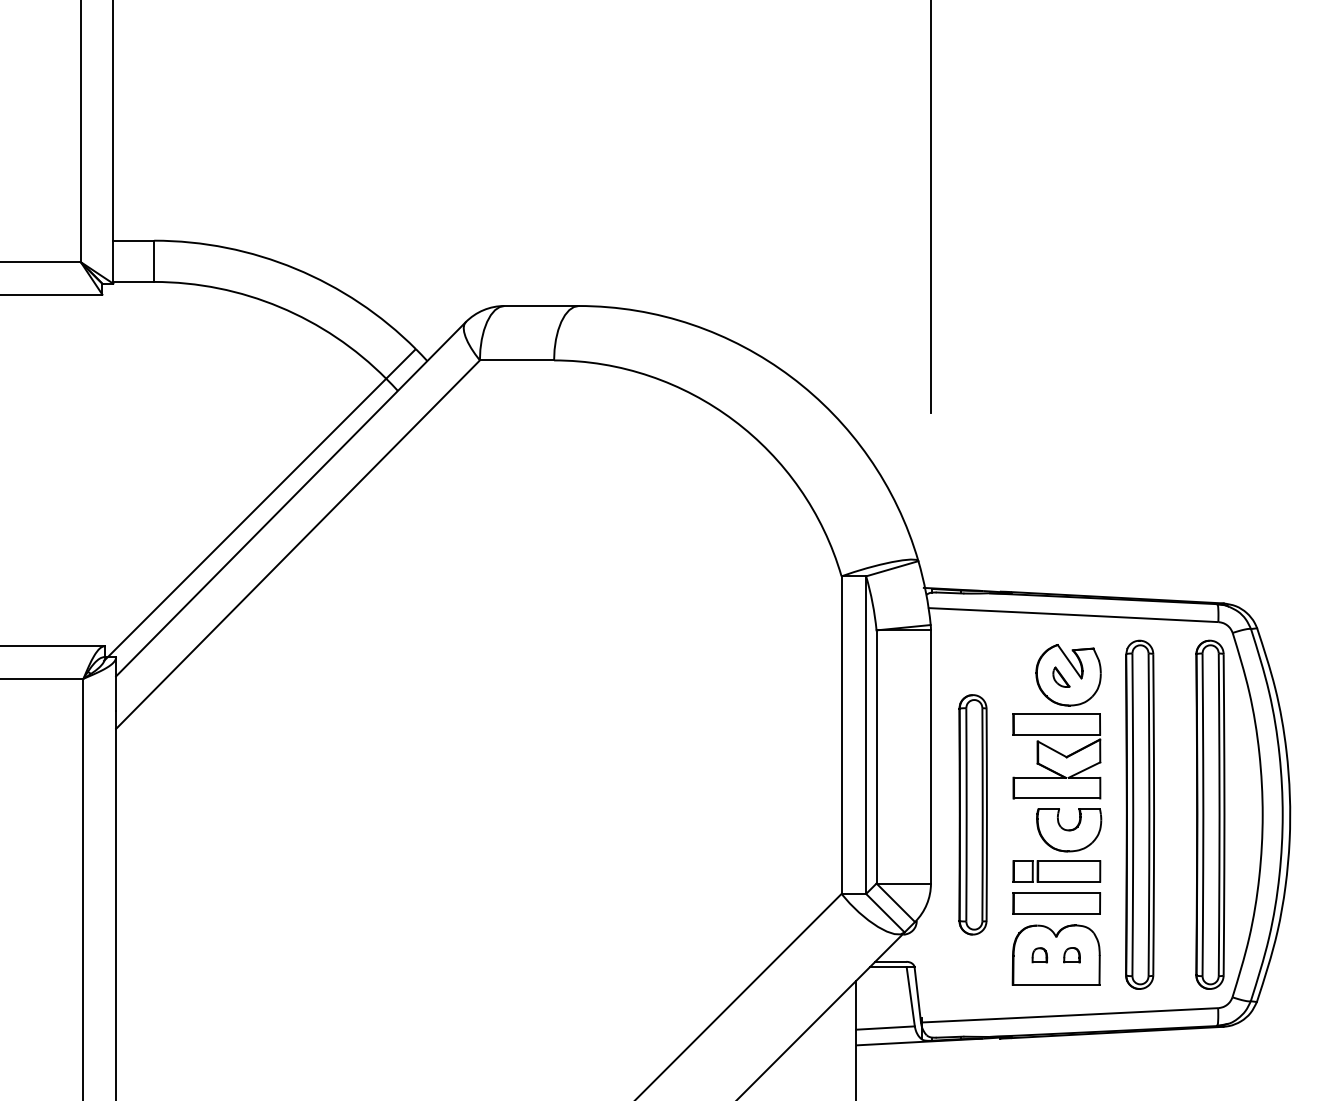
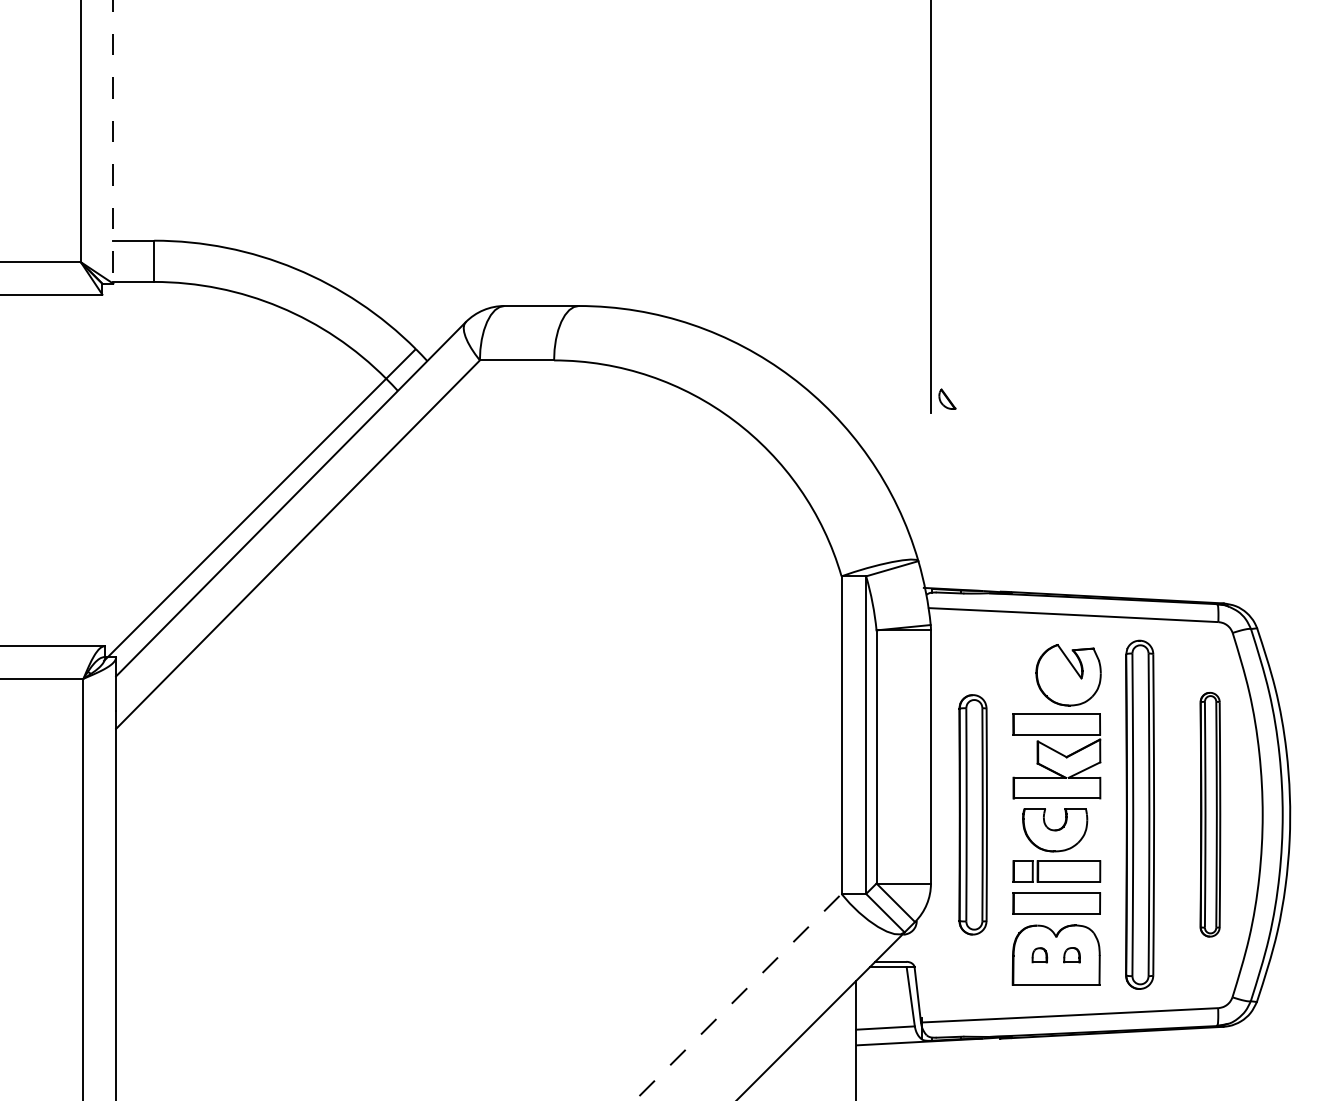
line: solid -> dashed (113, 142)
part position: (1061, 676) -> (947, 398) (947, 398)
part size: 31x351 px -> 23x246 px (1210, 814)
part position: (1069, 830) -> (1055, 830) (1055, 830)
line: solid -> dashed (738, 997)
